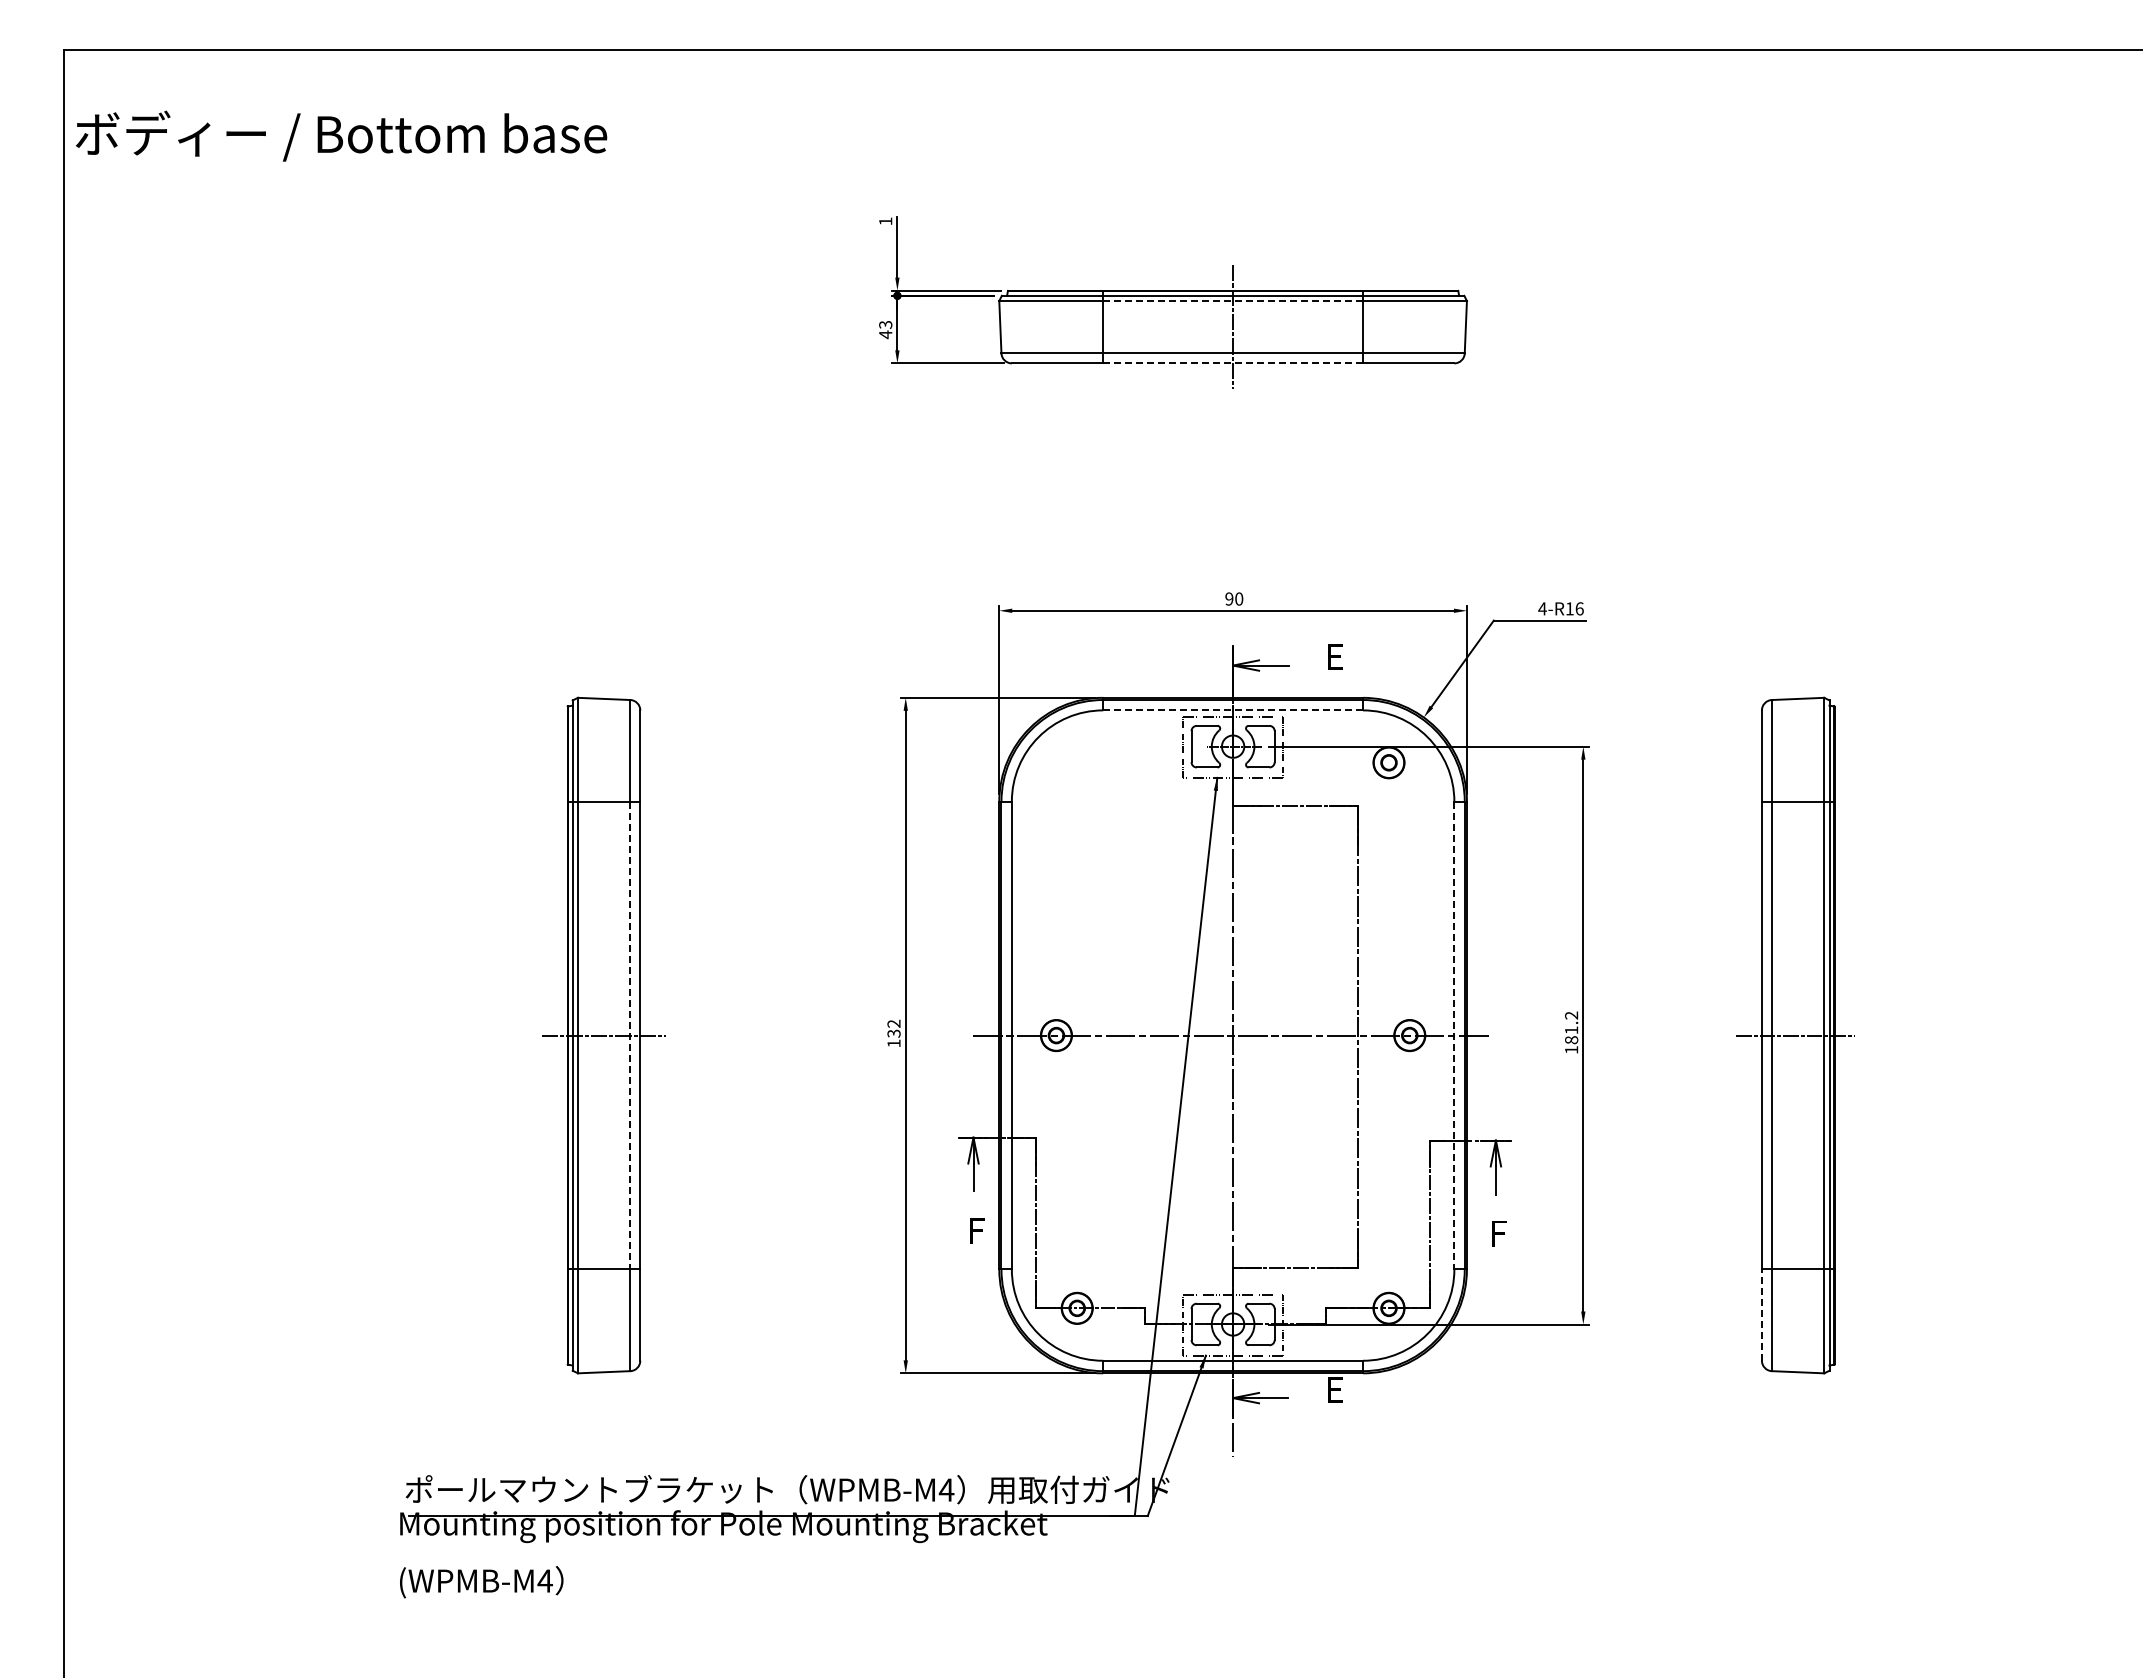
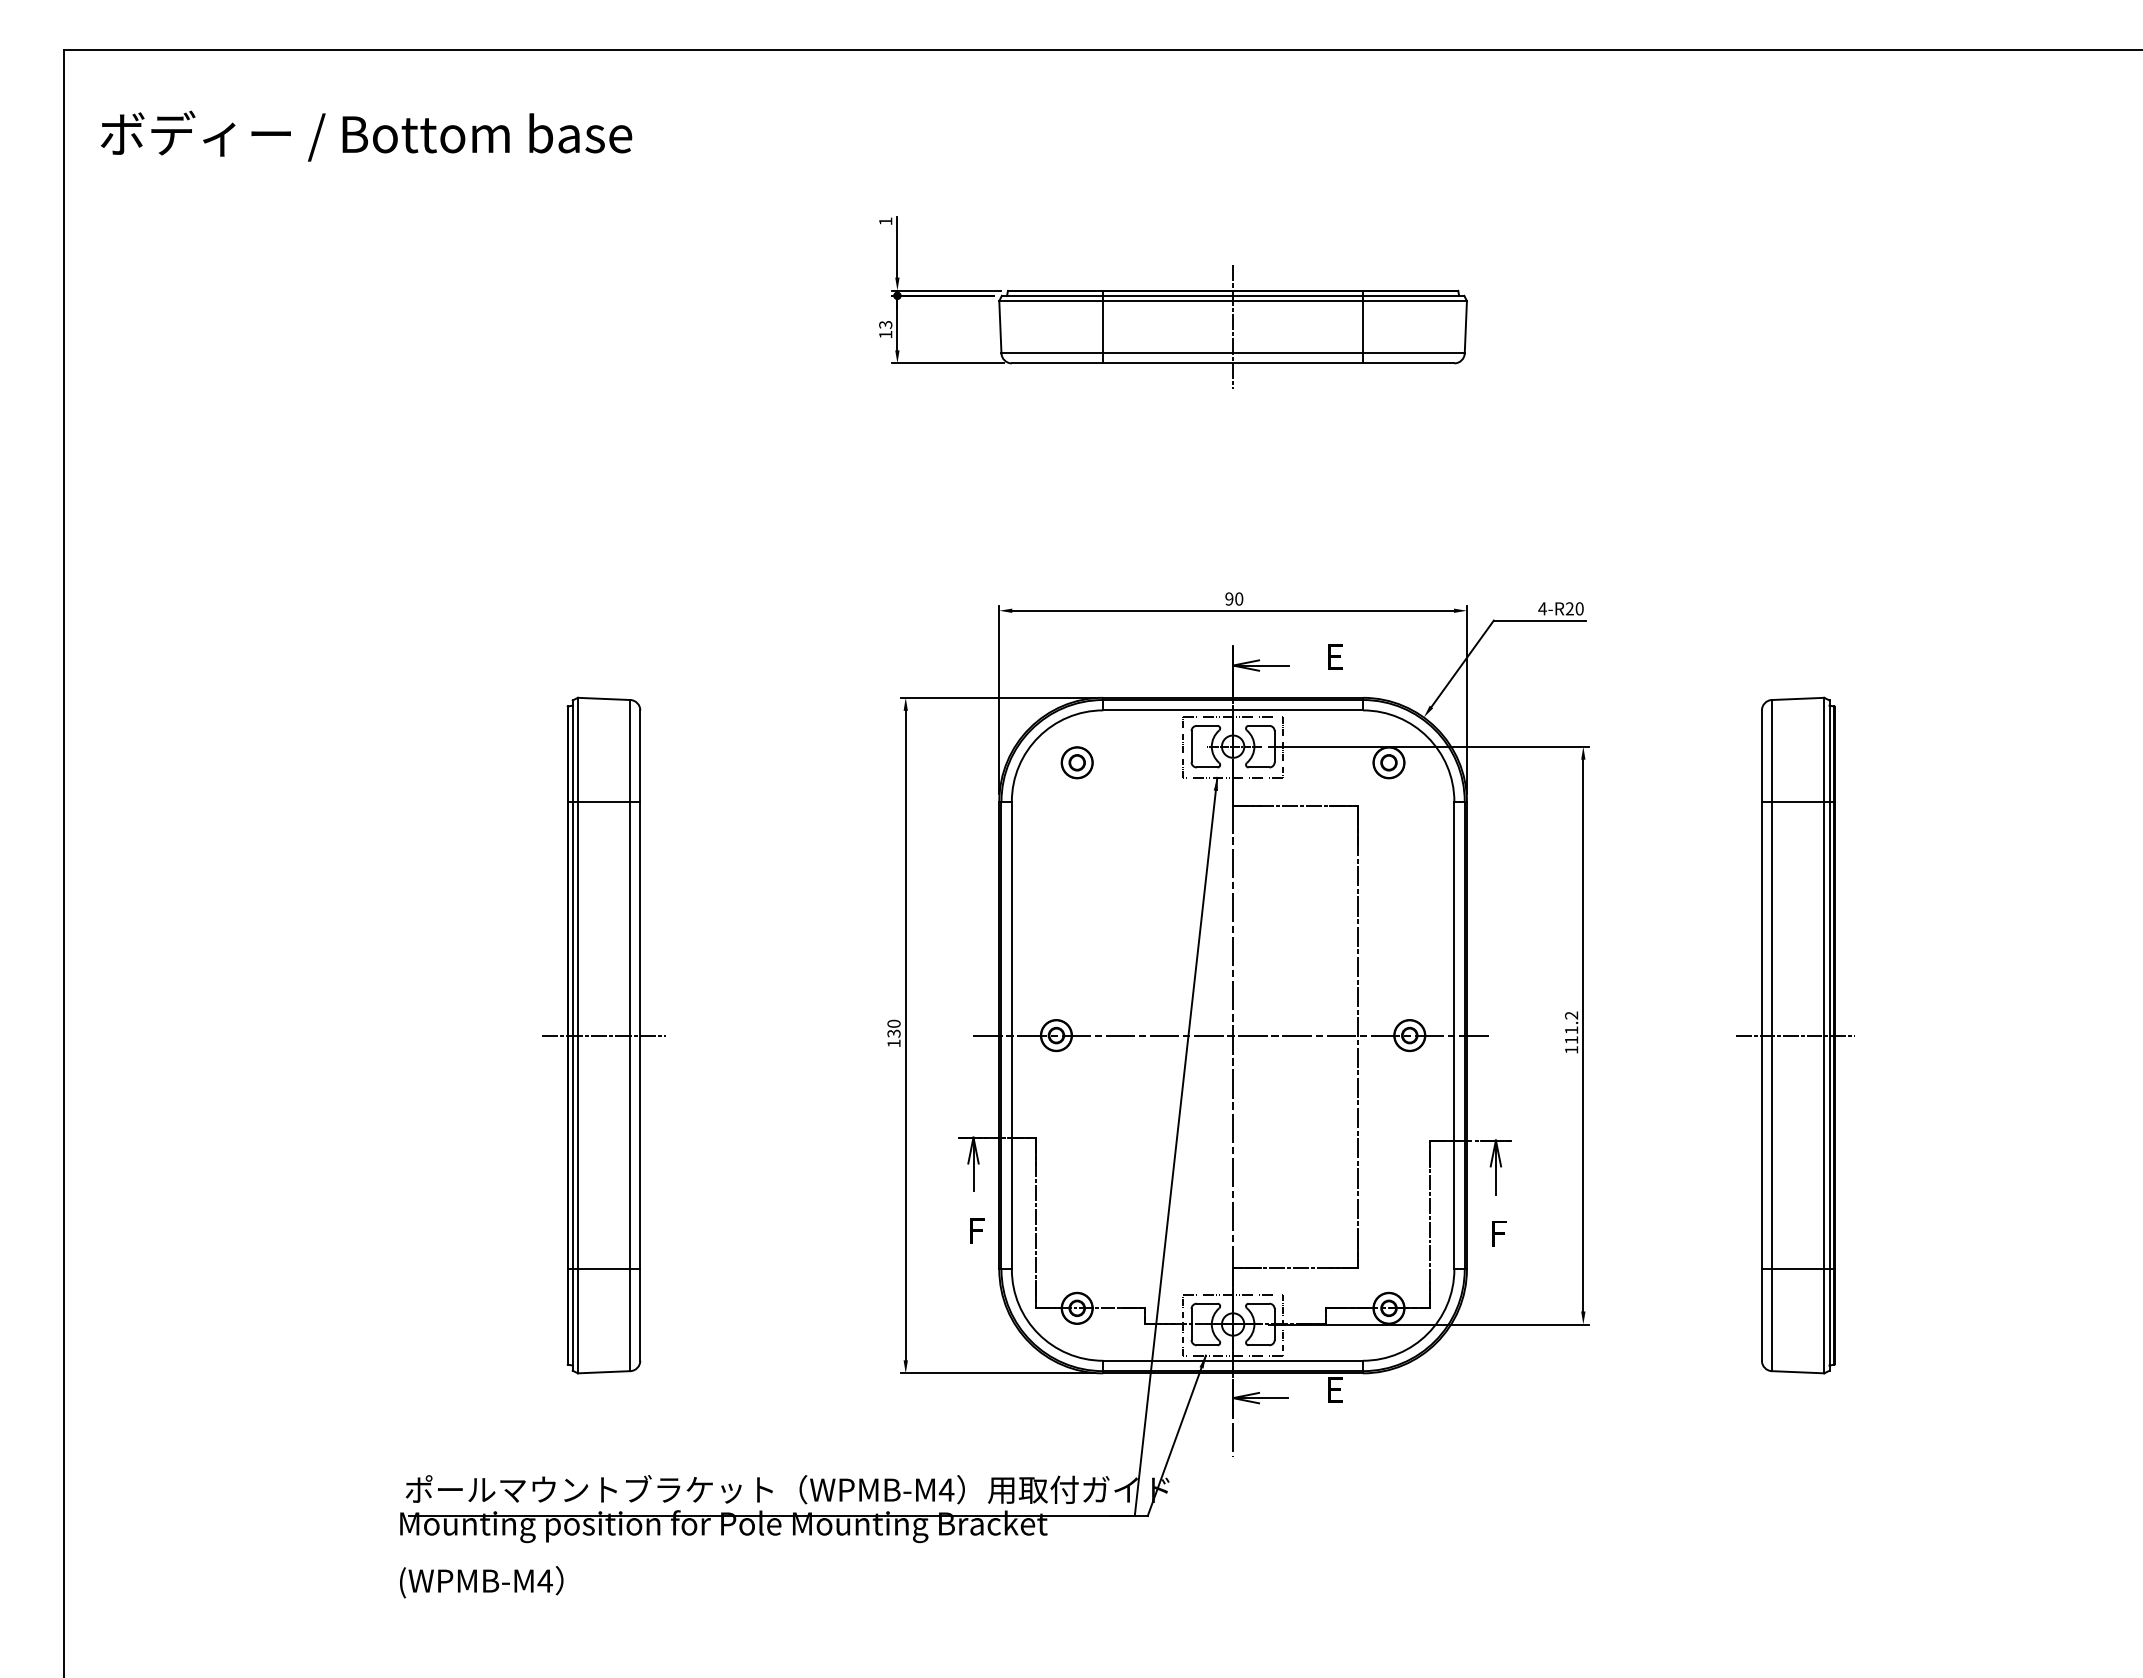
text position: (341, 135) -> (366, 135) (366, 135)
line: dashed -> solid (1233, 301)
text: 43 -> 13 (885, 334)
line: dashed -> solid (1233, 363)
text: 4-R16 -> 4-R20 (1574, 608)
line: dashed -> solid (1233, 710)
part: none -> present (1076, 762)
text: 132 -> 130 (893, 1023)
line: dashed -> solid (630, 1035)
line: dashed -> solid (1454, 1035)
text: 181.2 -> 111.2 (1571, 1040)
line: dashed -> solid (1761, 1315)
